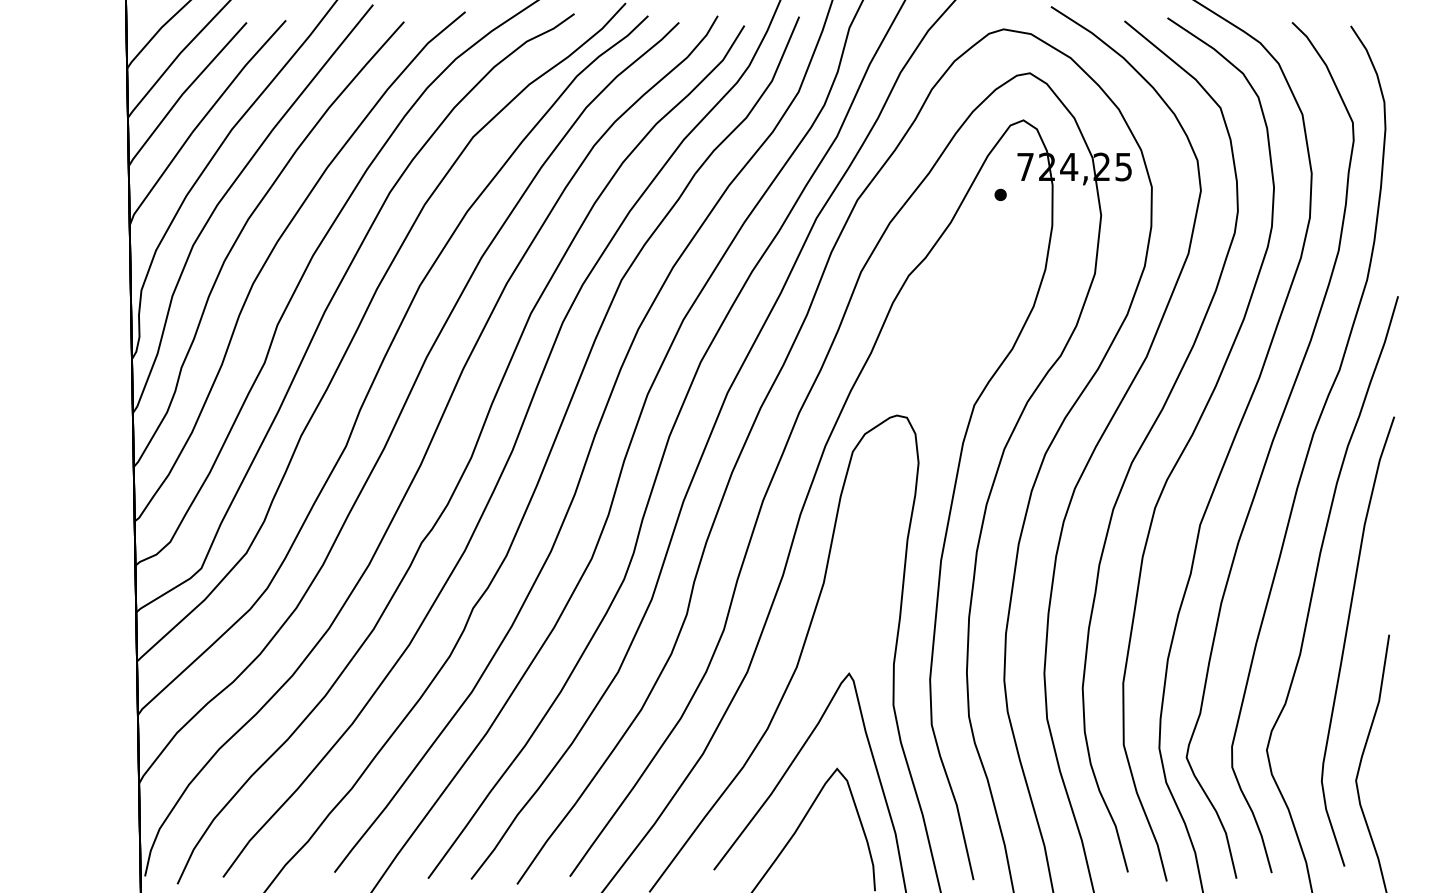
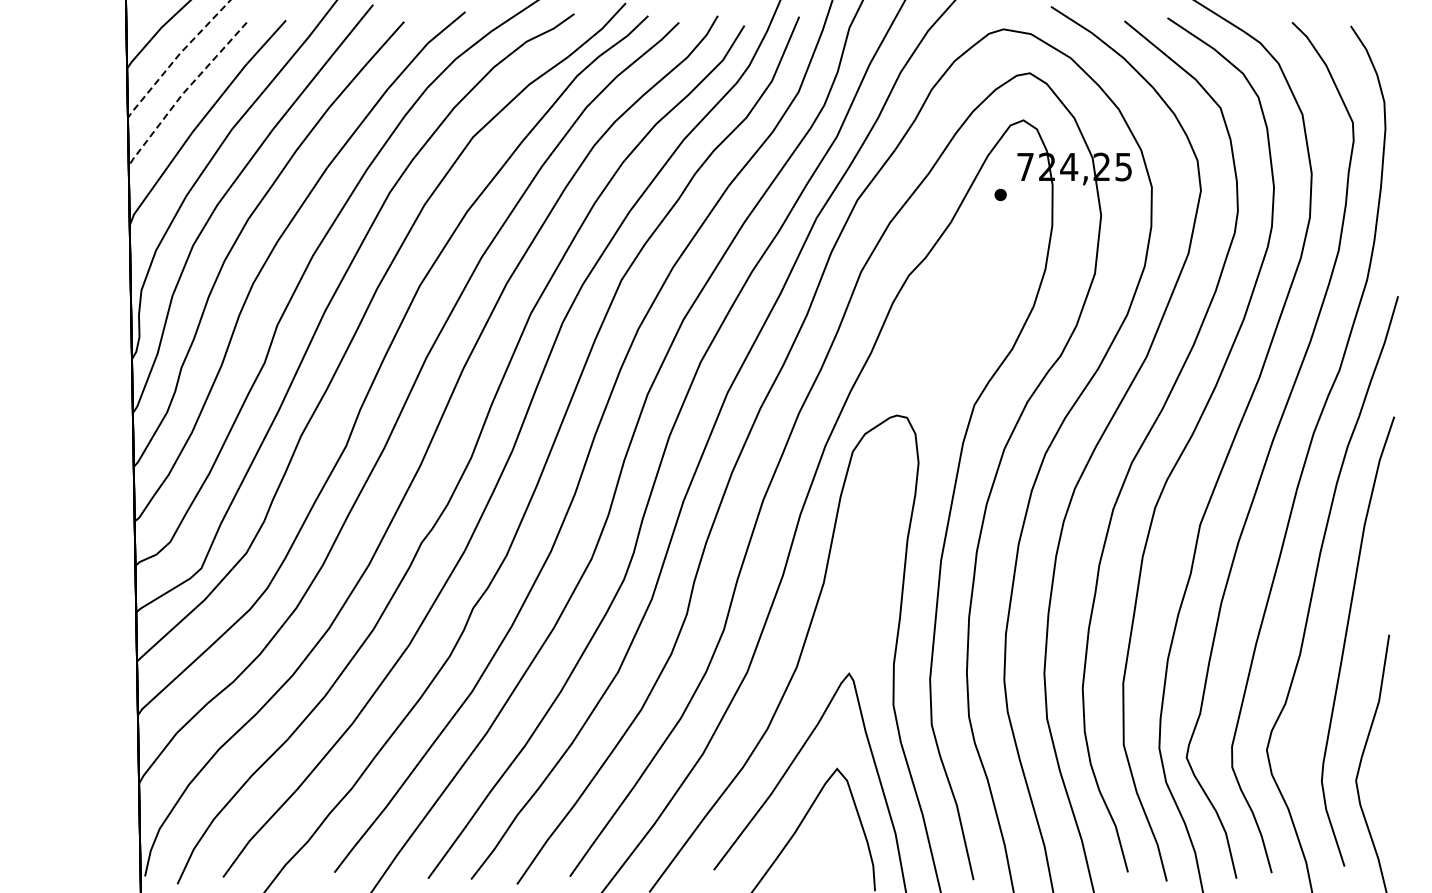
line: solid -> dashed (176, 57)
line: solid -> dashed (183, 92)
